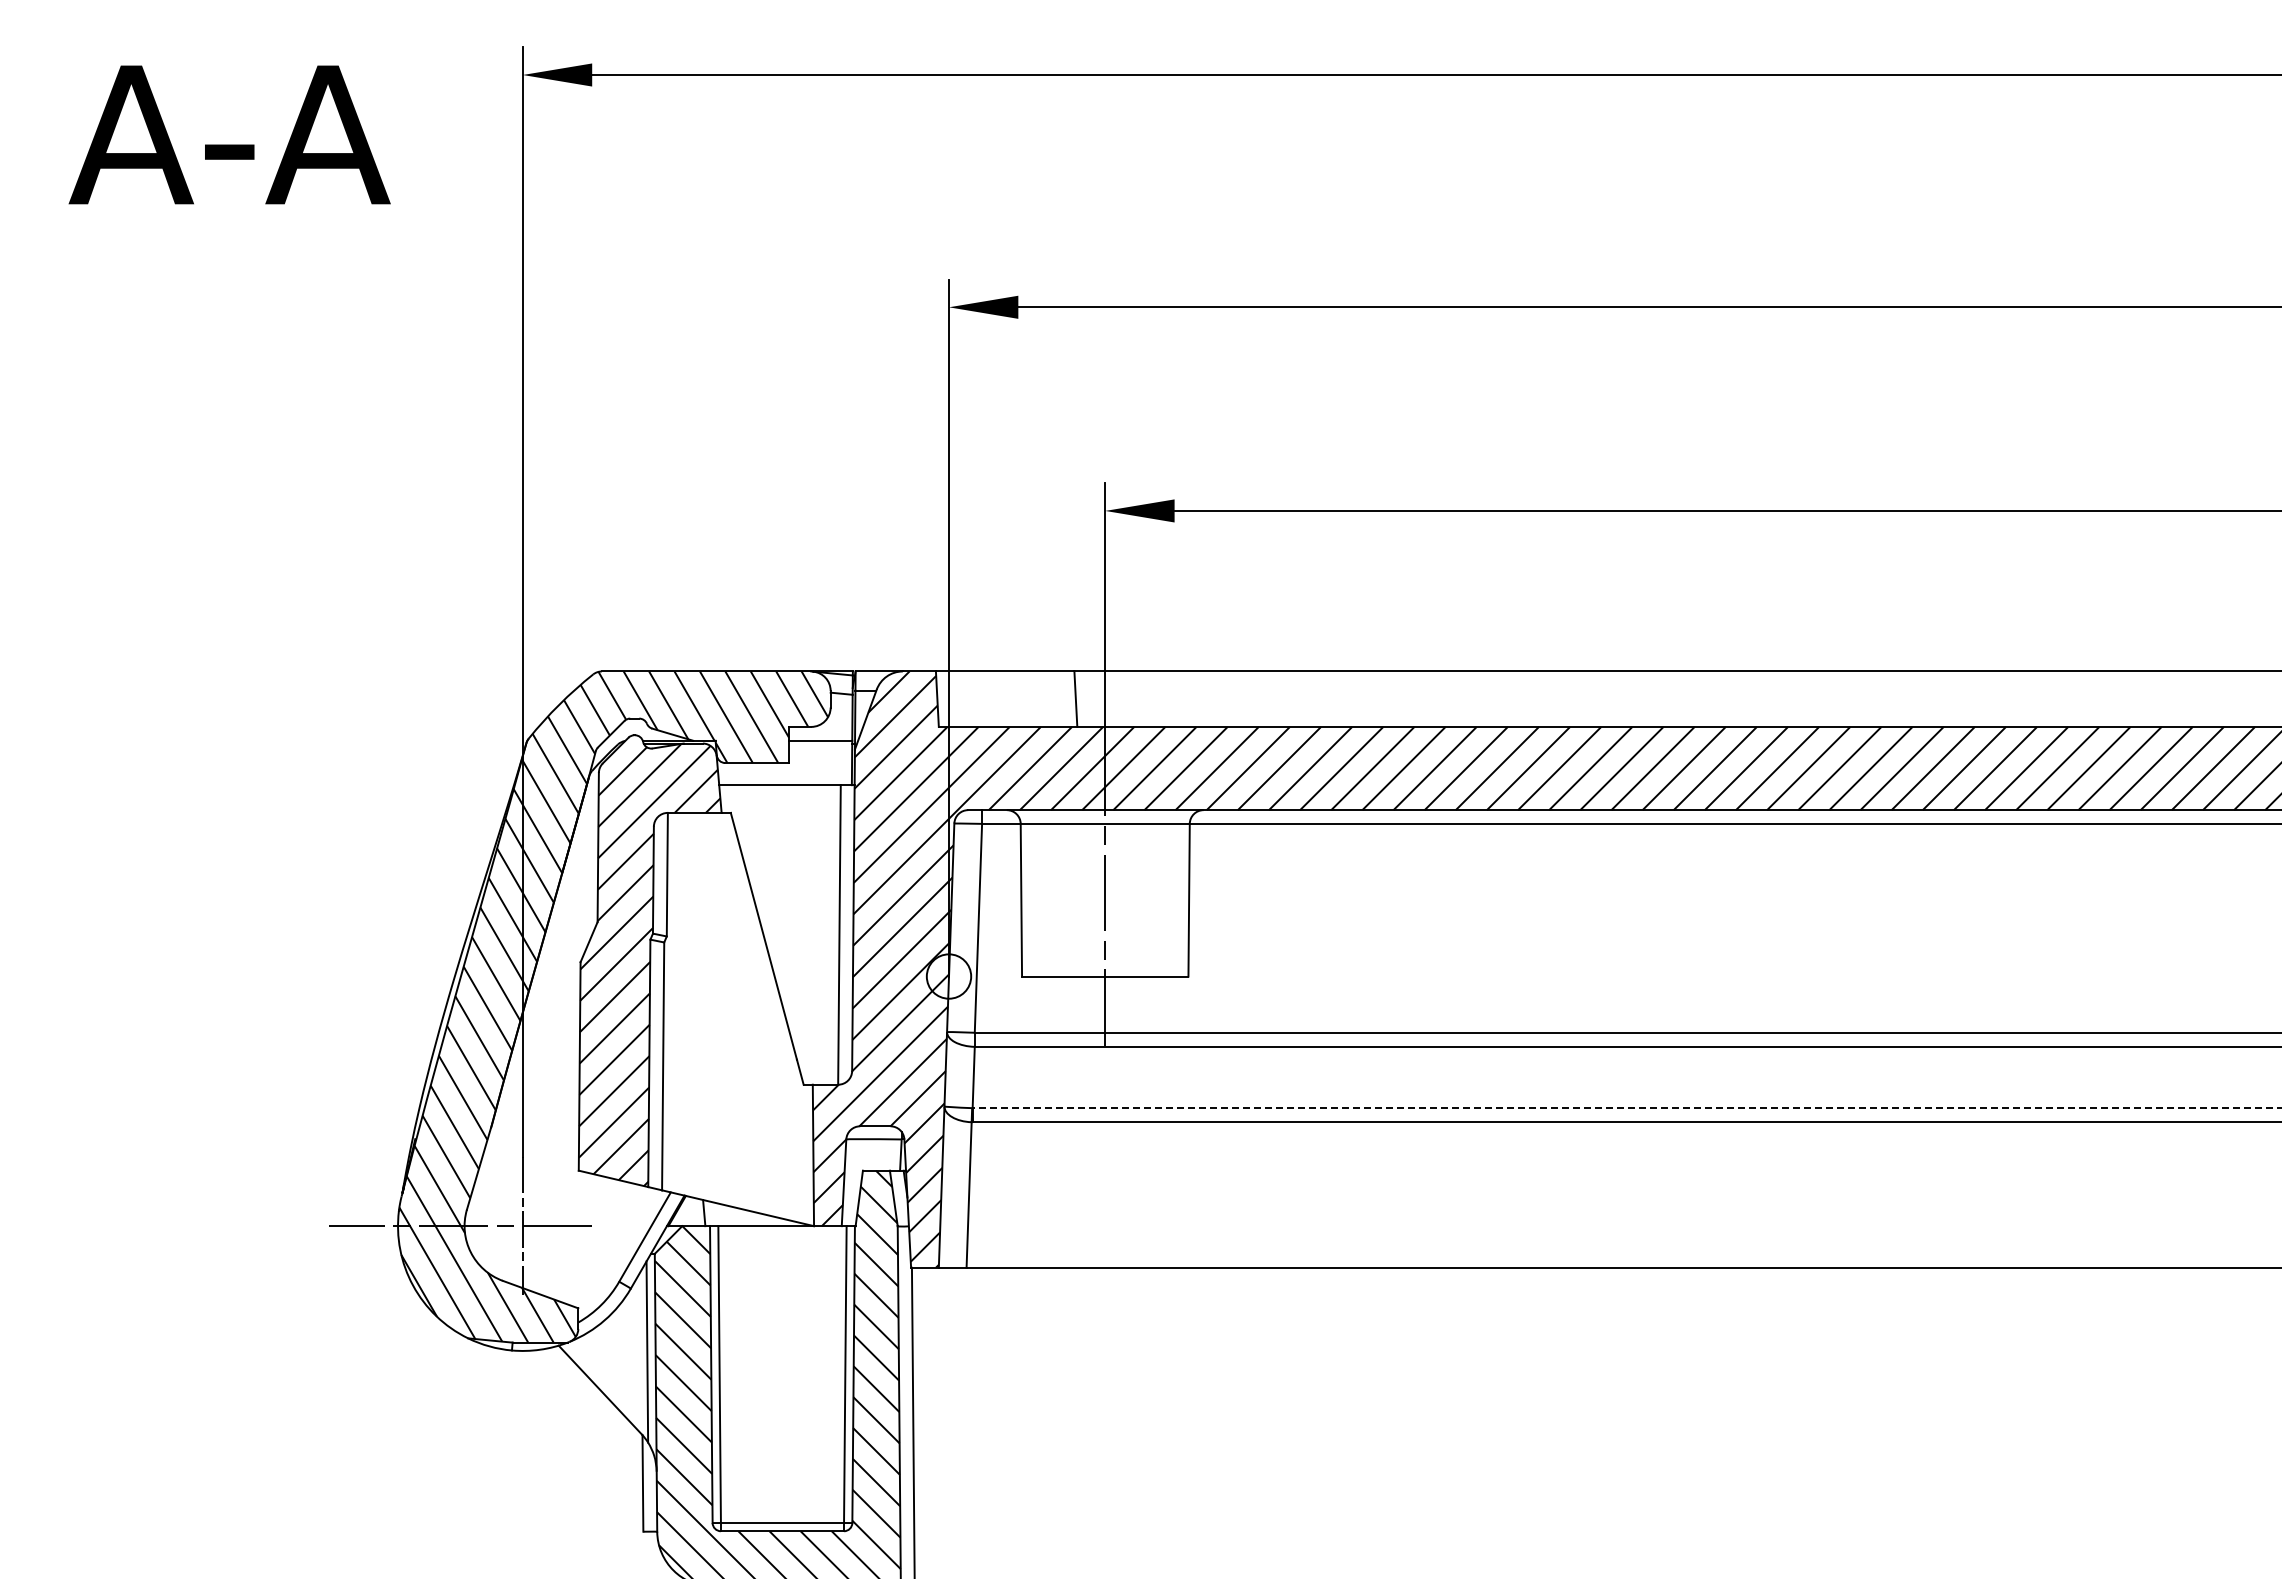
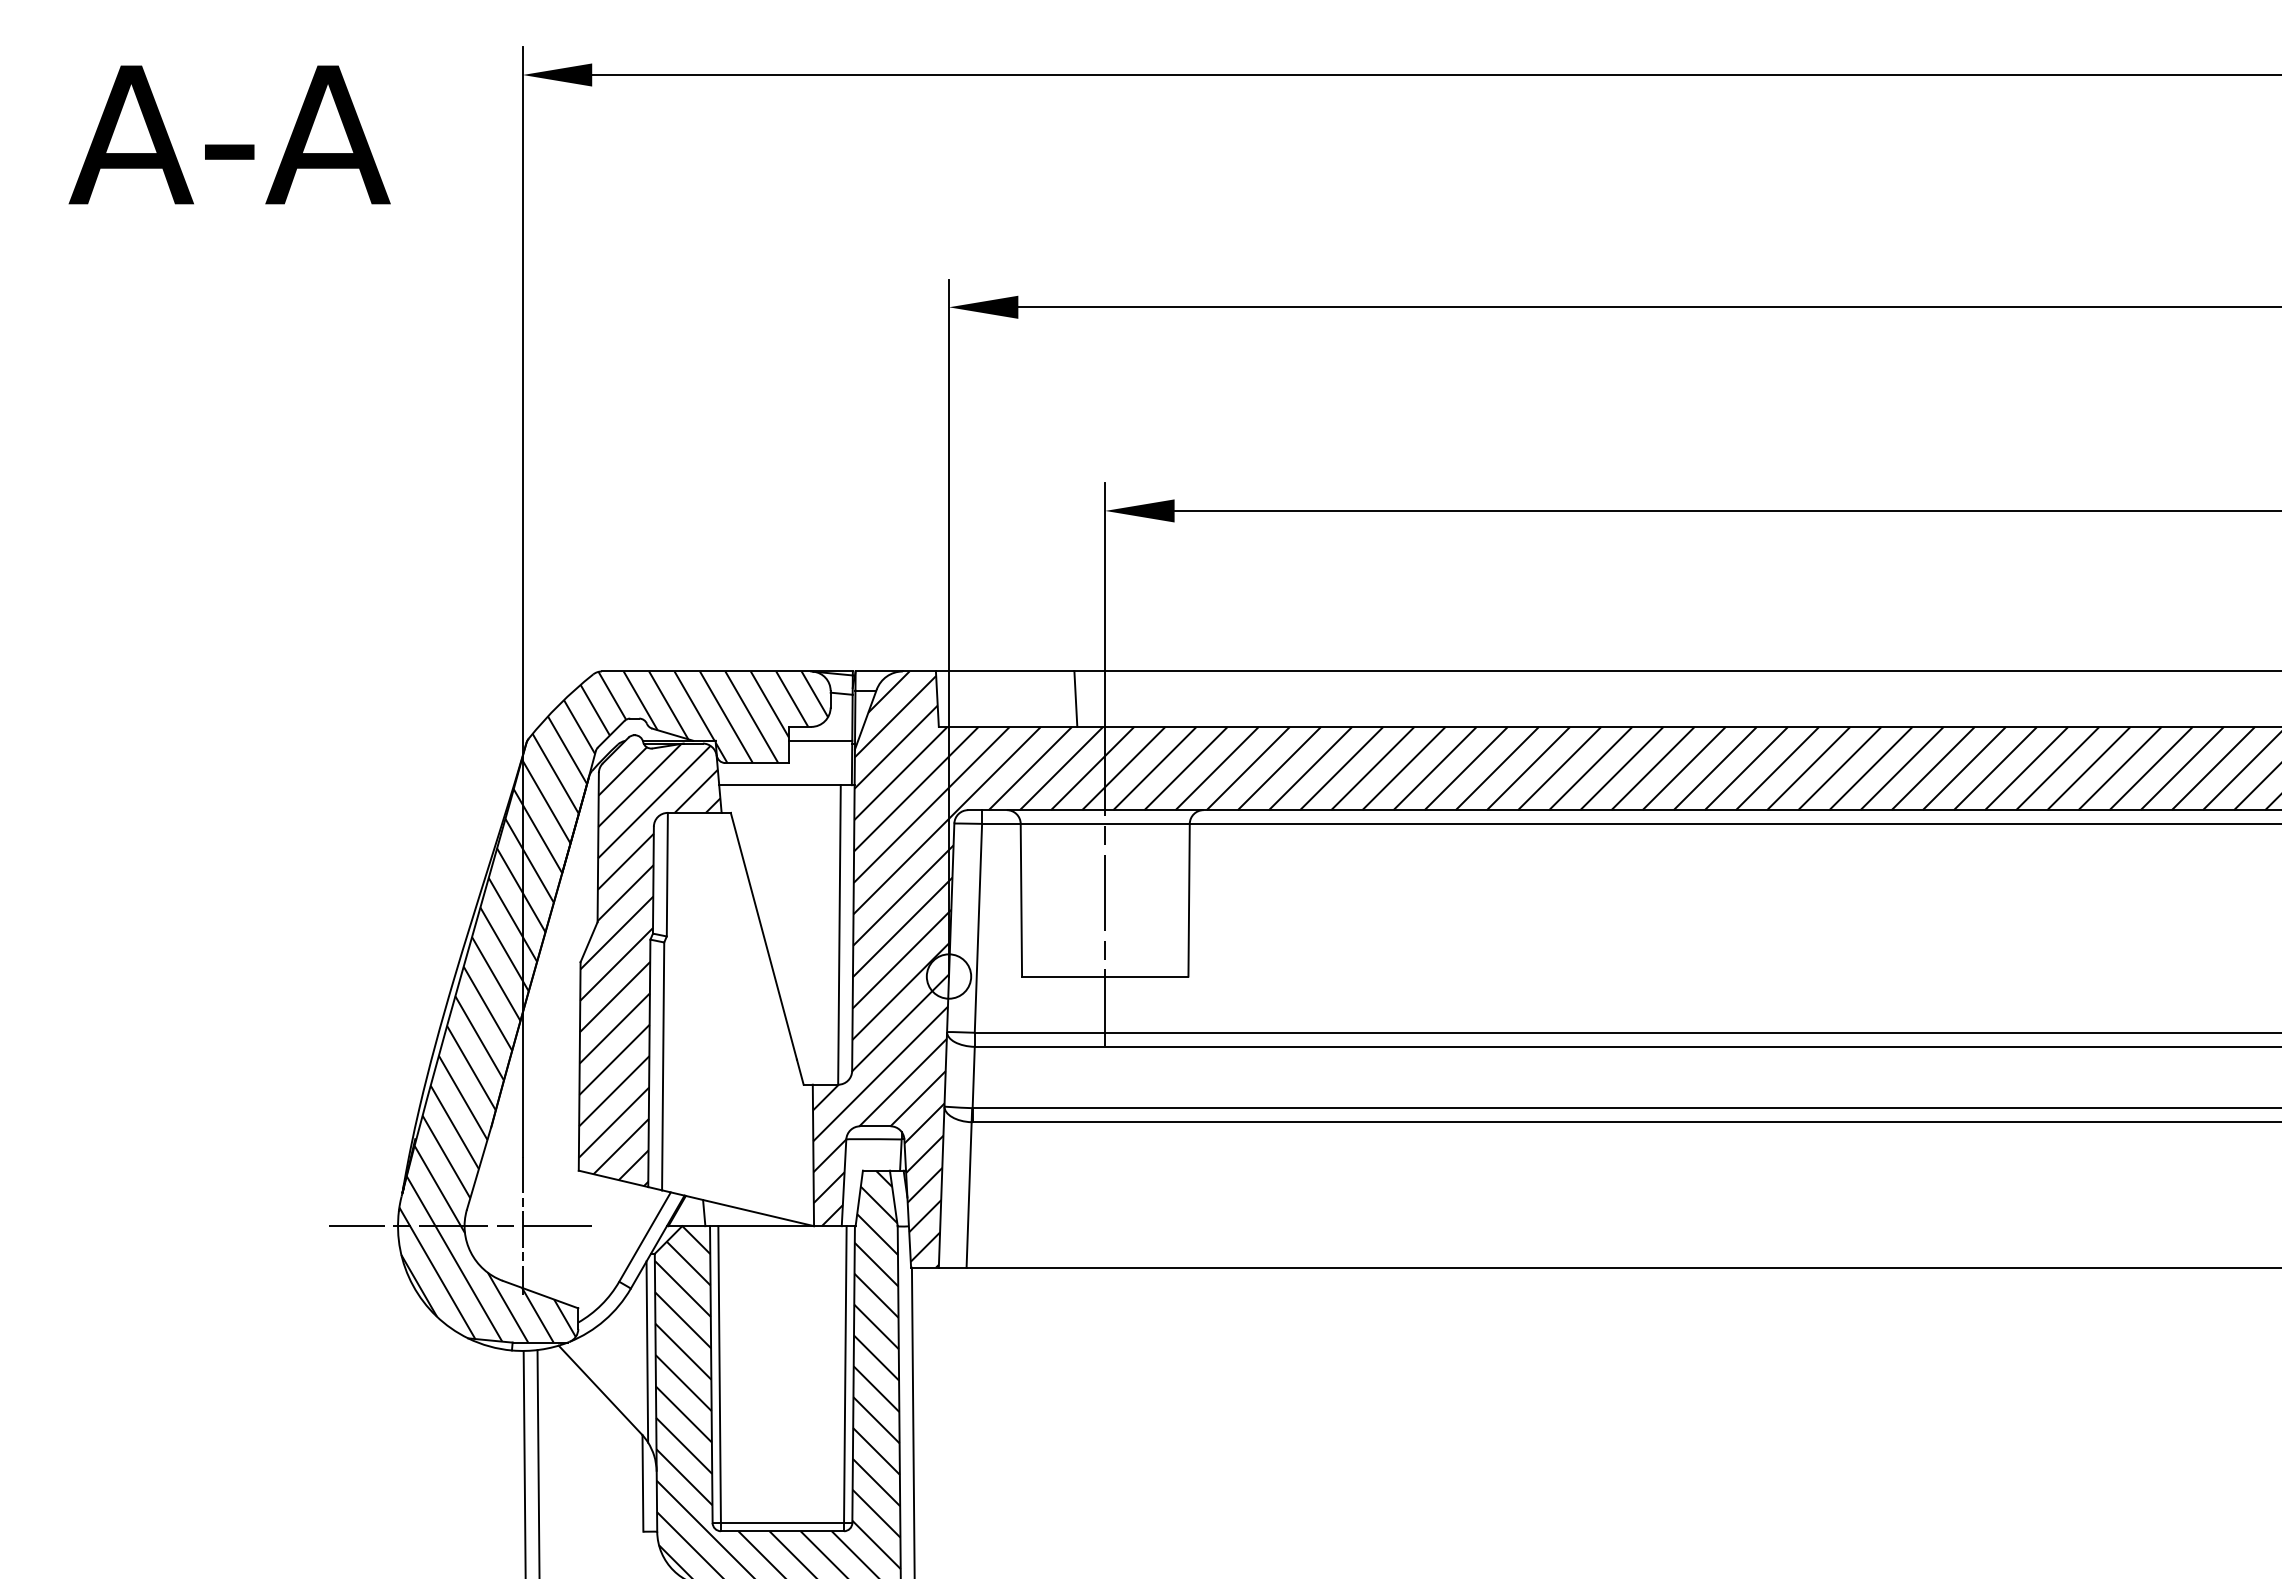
line: dashed -> solid (1626, 1108)
line: none -> present (524, 1462)
line: none -> present (538, 1462)
